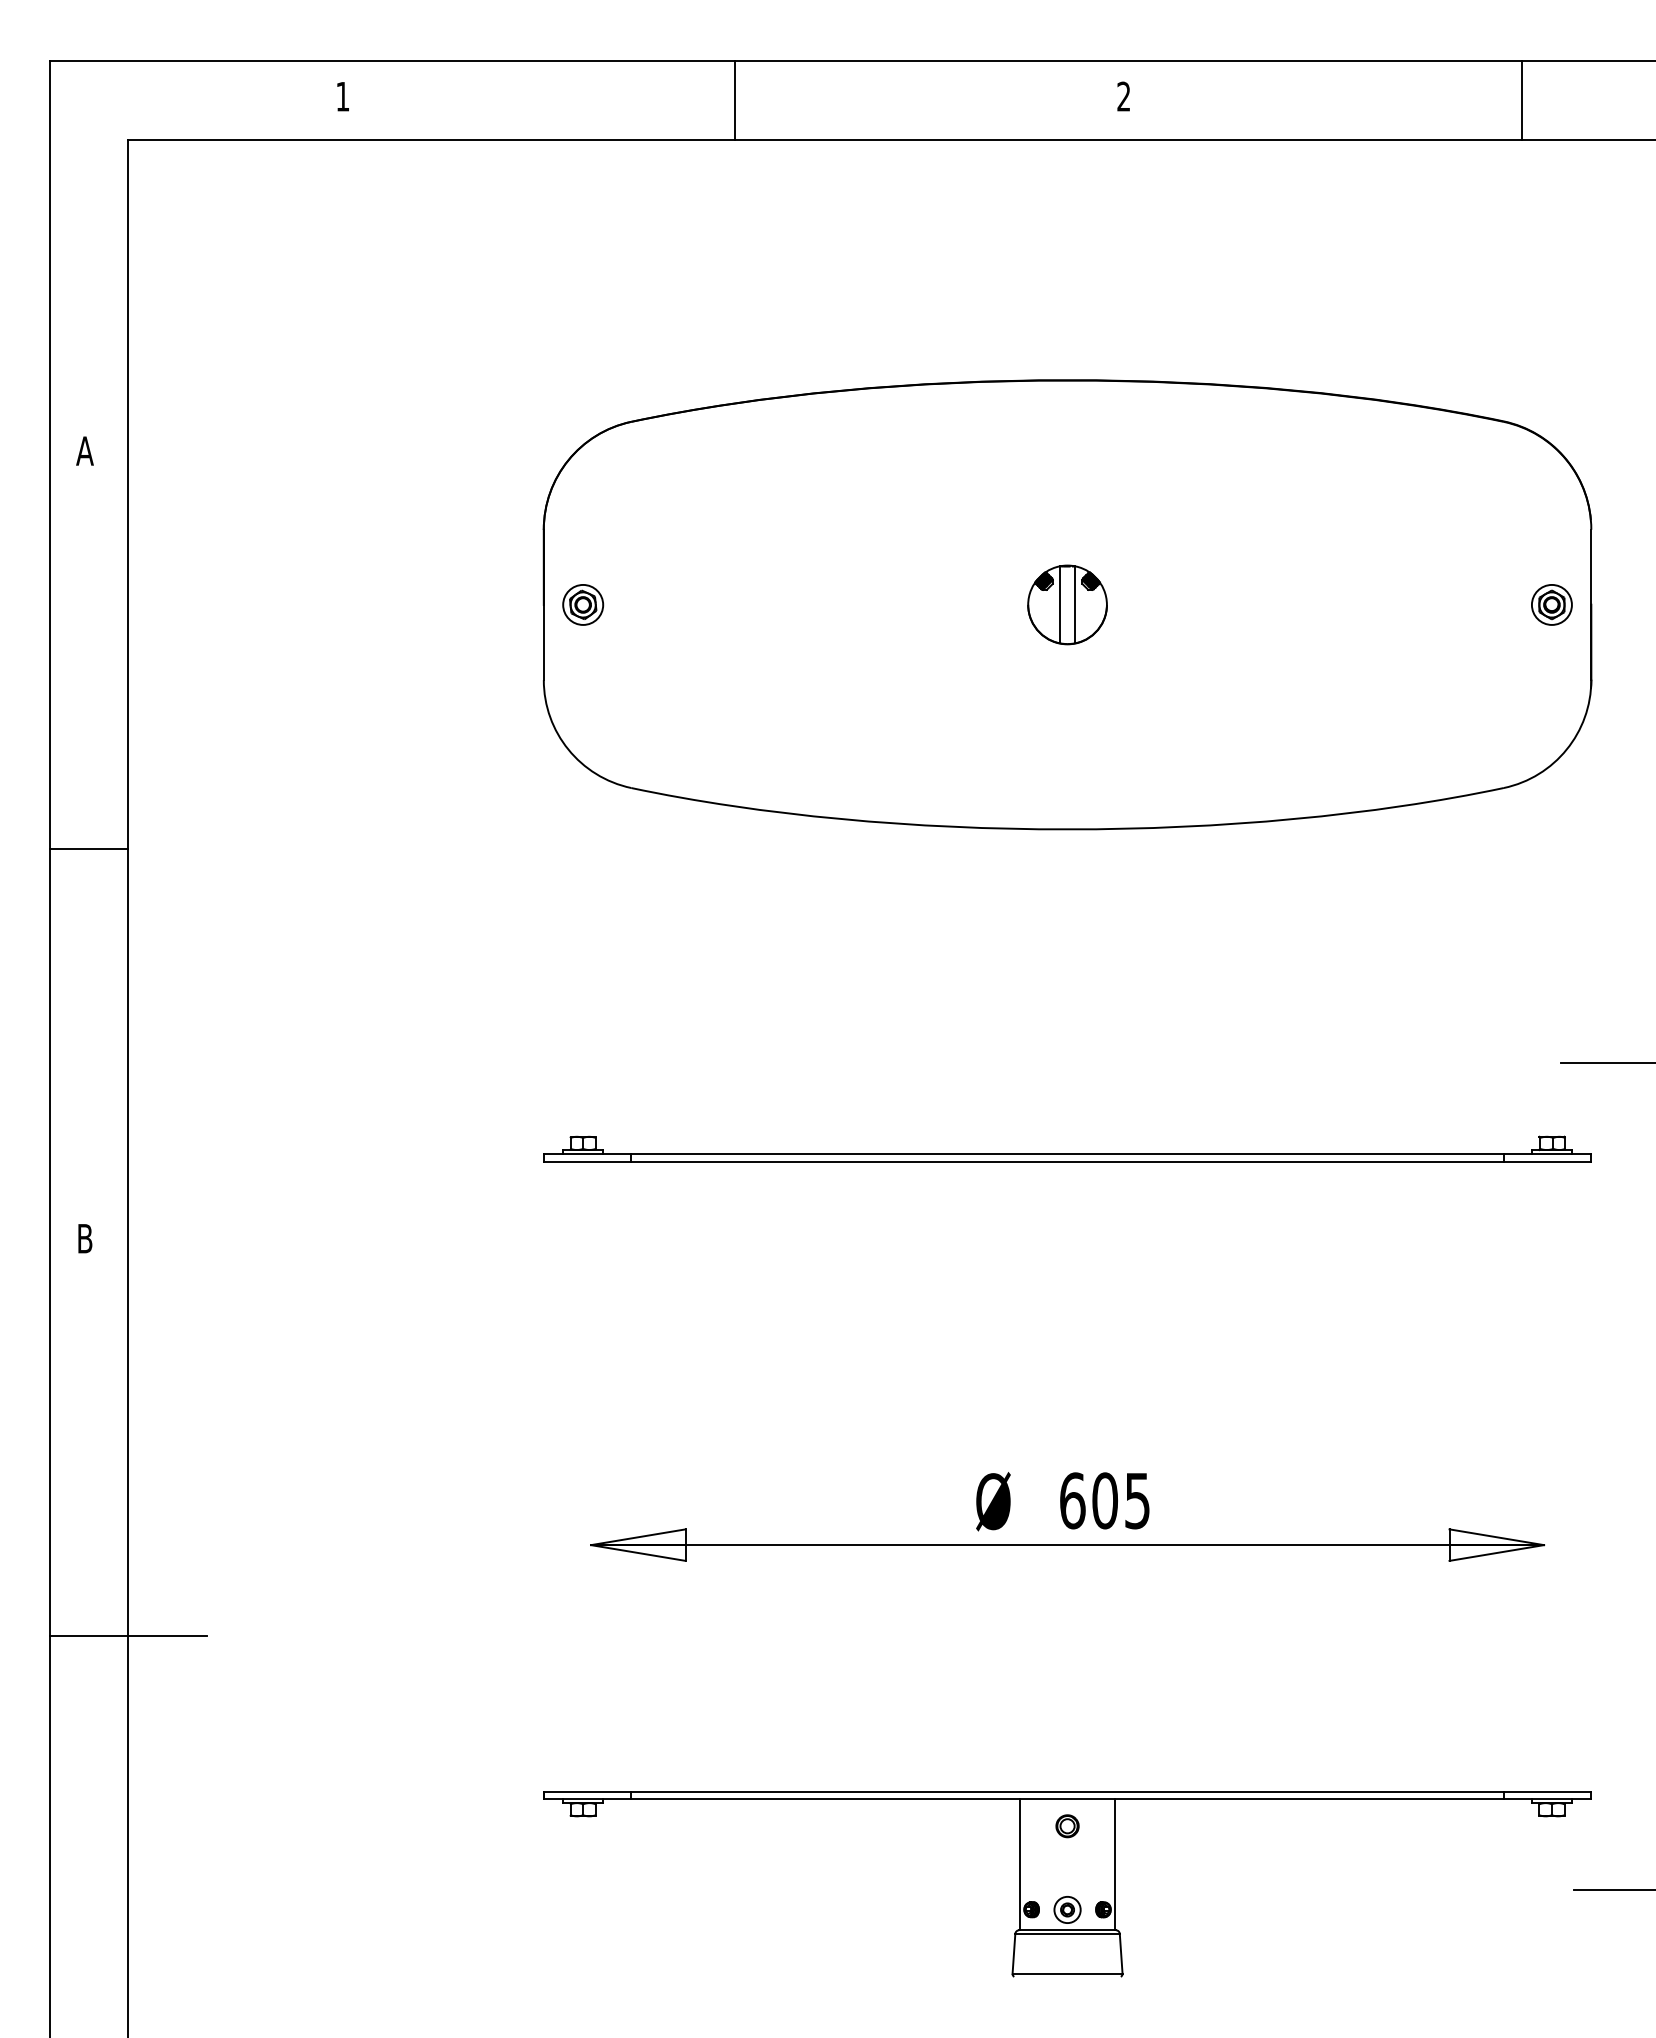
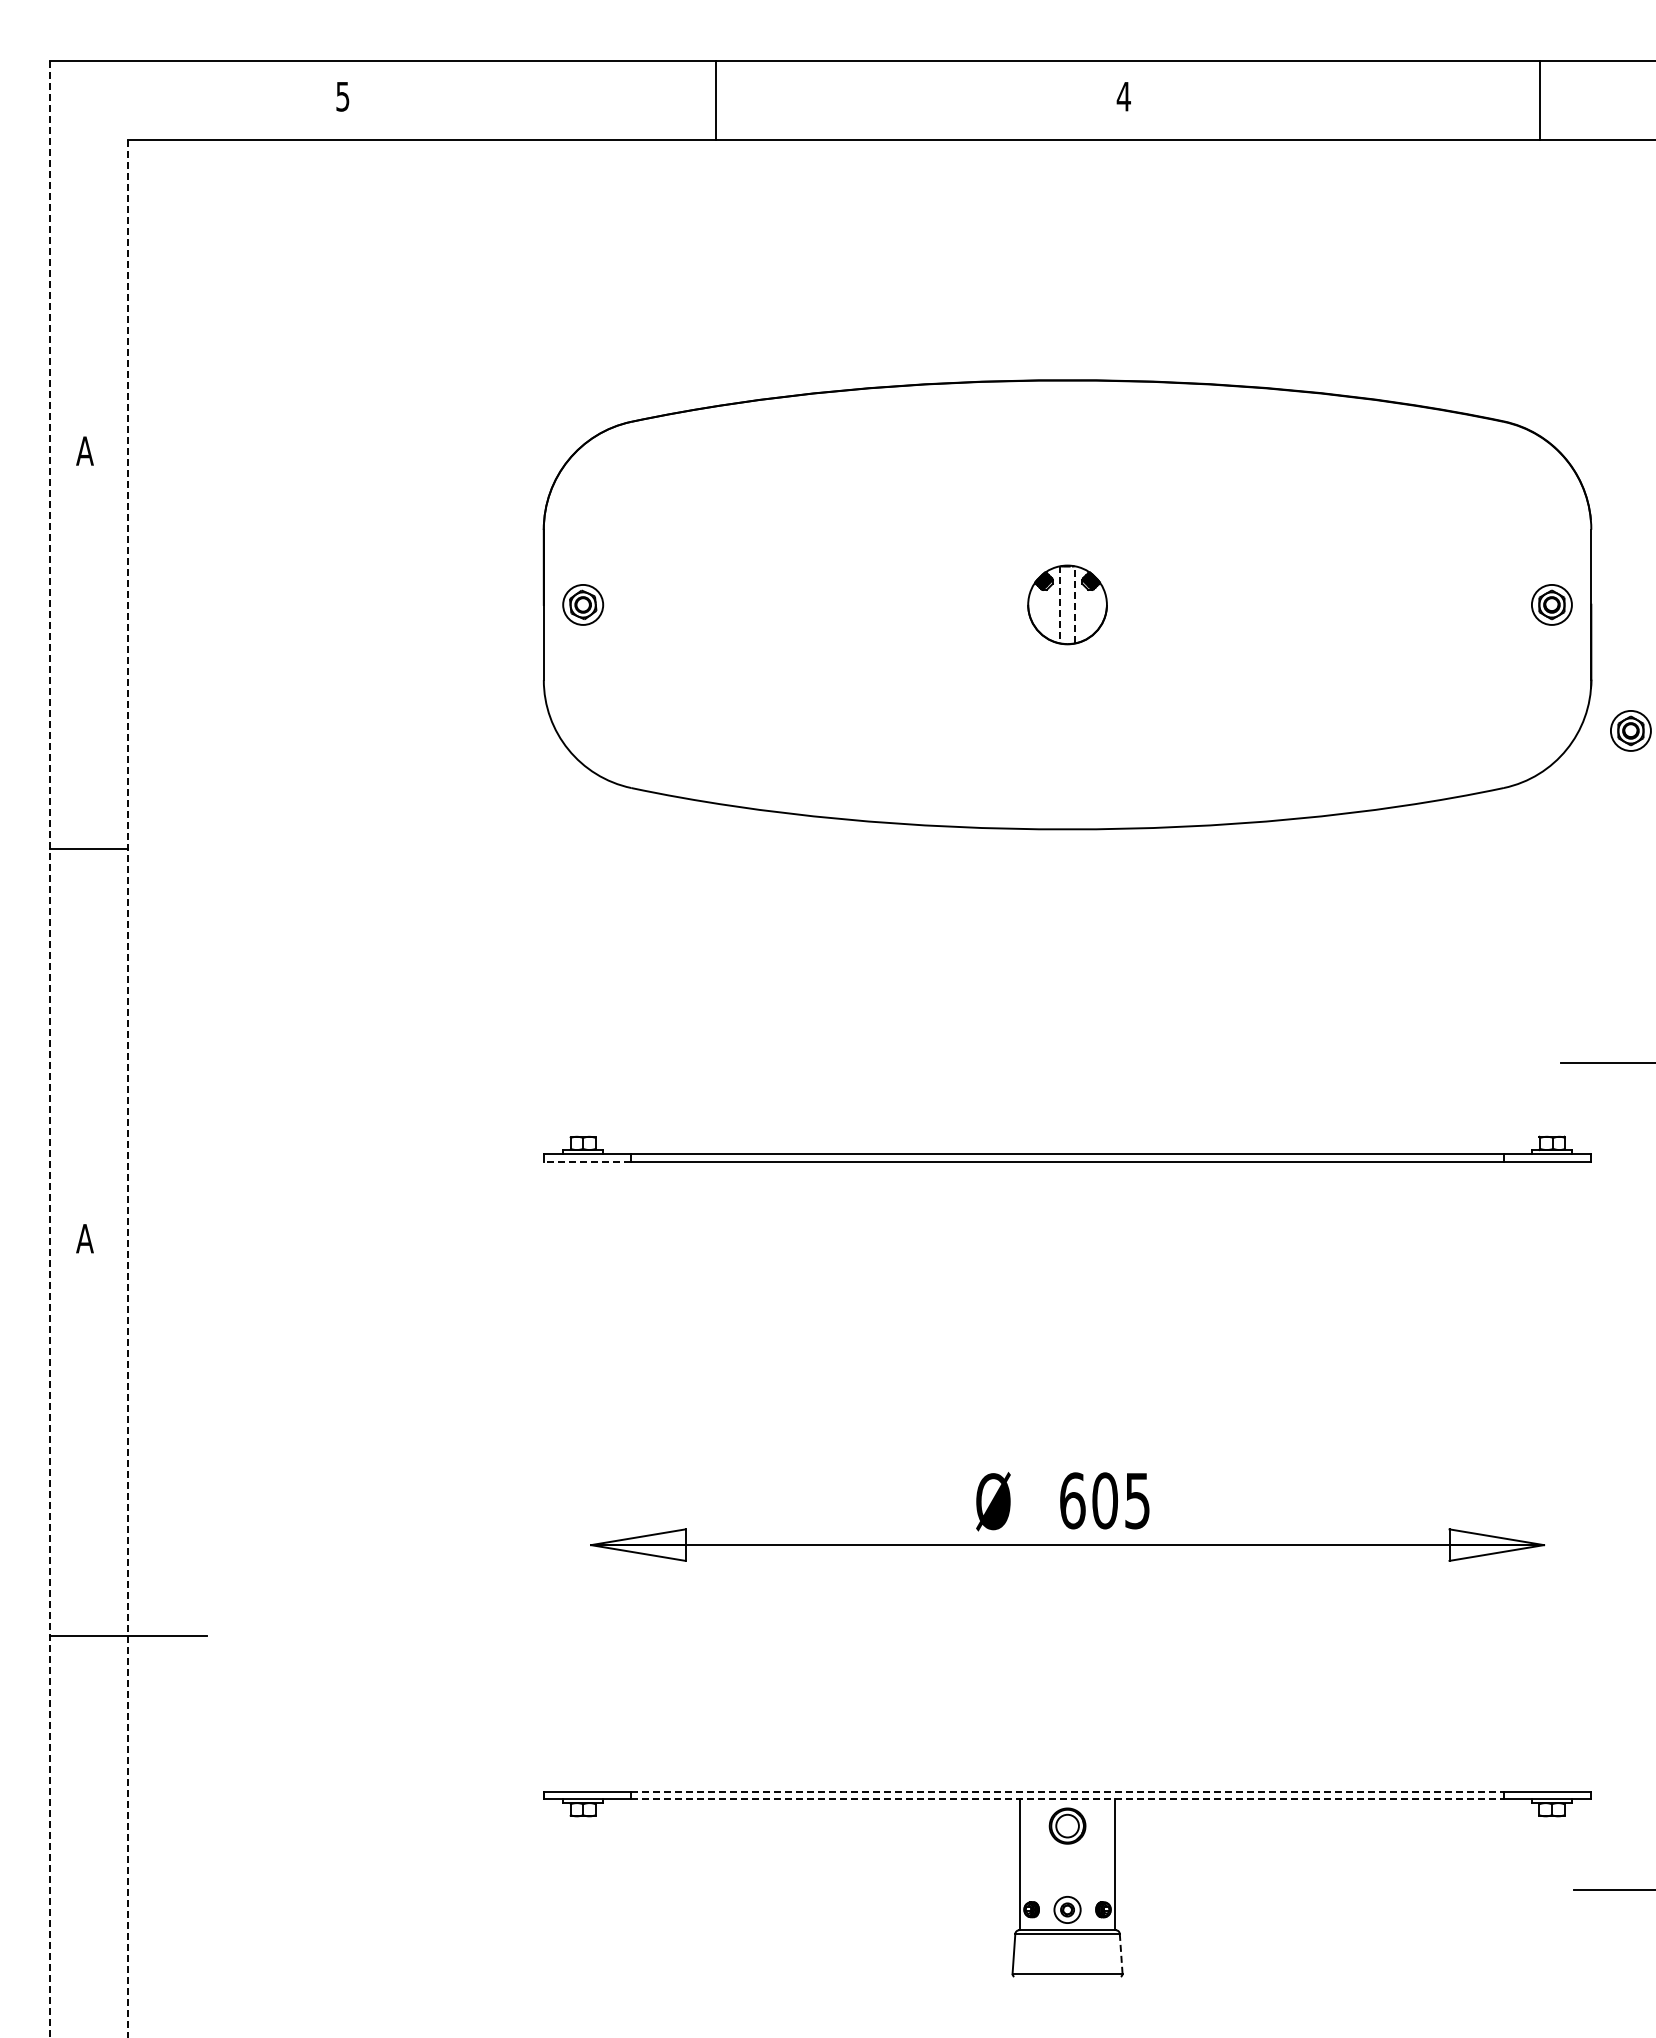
text: 1 -> 5 (342, 96)
text: 2 -> 4 (1123, 96)
line position: (734, 100) -> (715, 100) (715, 100)
line position: (1522, 100) -> (1540, 100) (1540, 100)
line: solid -> dashed (1060, 604)
line: solid -> dashed (1075, 604)
part: none -> present (1630, 730)
line: solid -> dashed (49, 1049)
line: solid -> dashed (128, 1088)
line: solid -> dashed (587, 1161)
text: B -> A (84, 1238)
line: solid -> dashed (1068, 1791)
line: solid -> dashed (1068, 1799)
part size: 25x25 px -> 39x38 px (1067, 1825)
line: solid -> dashed (1121, 1953)
